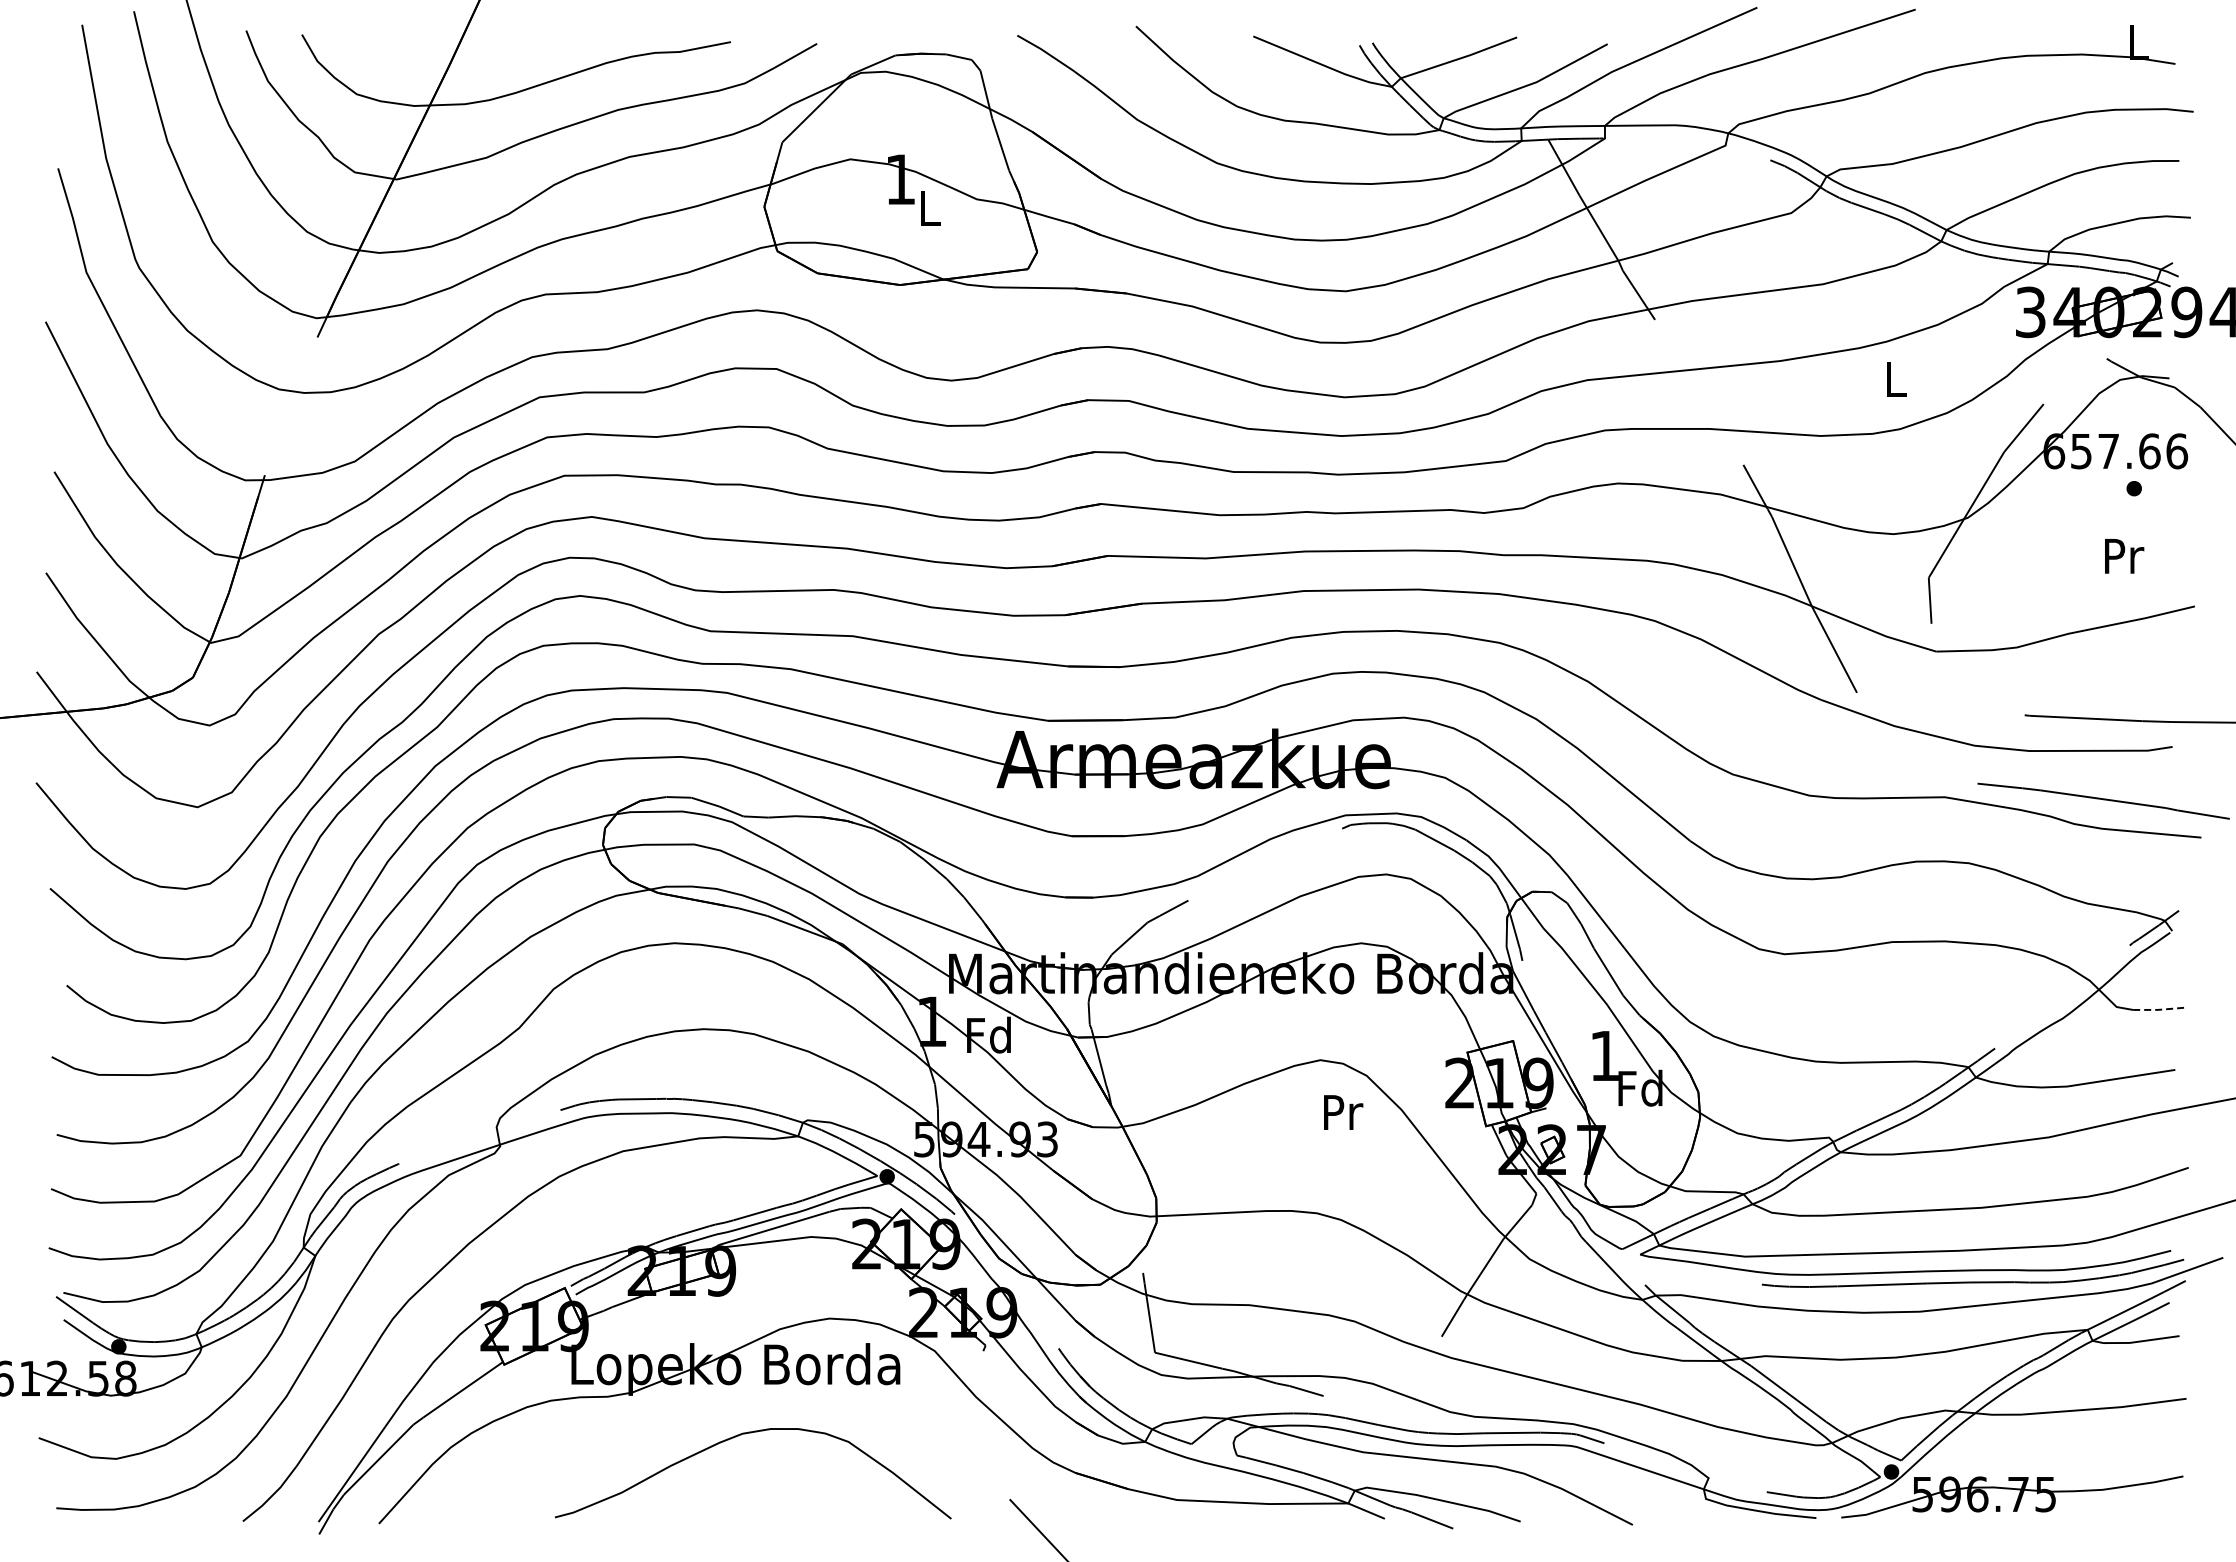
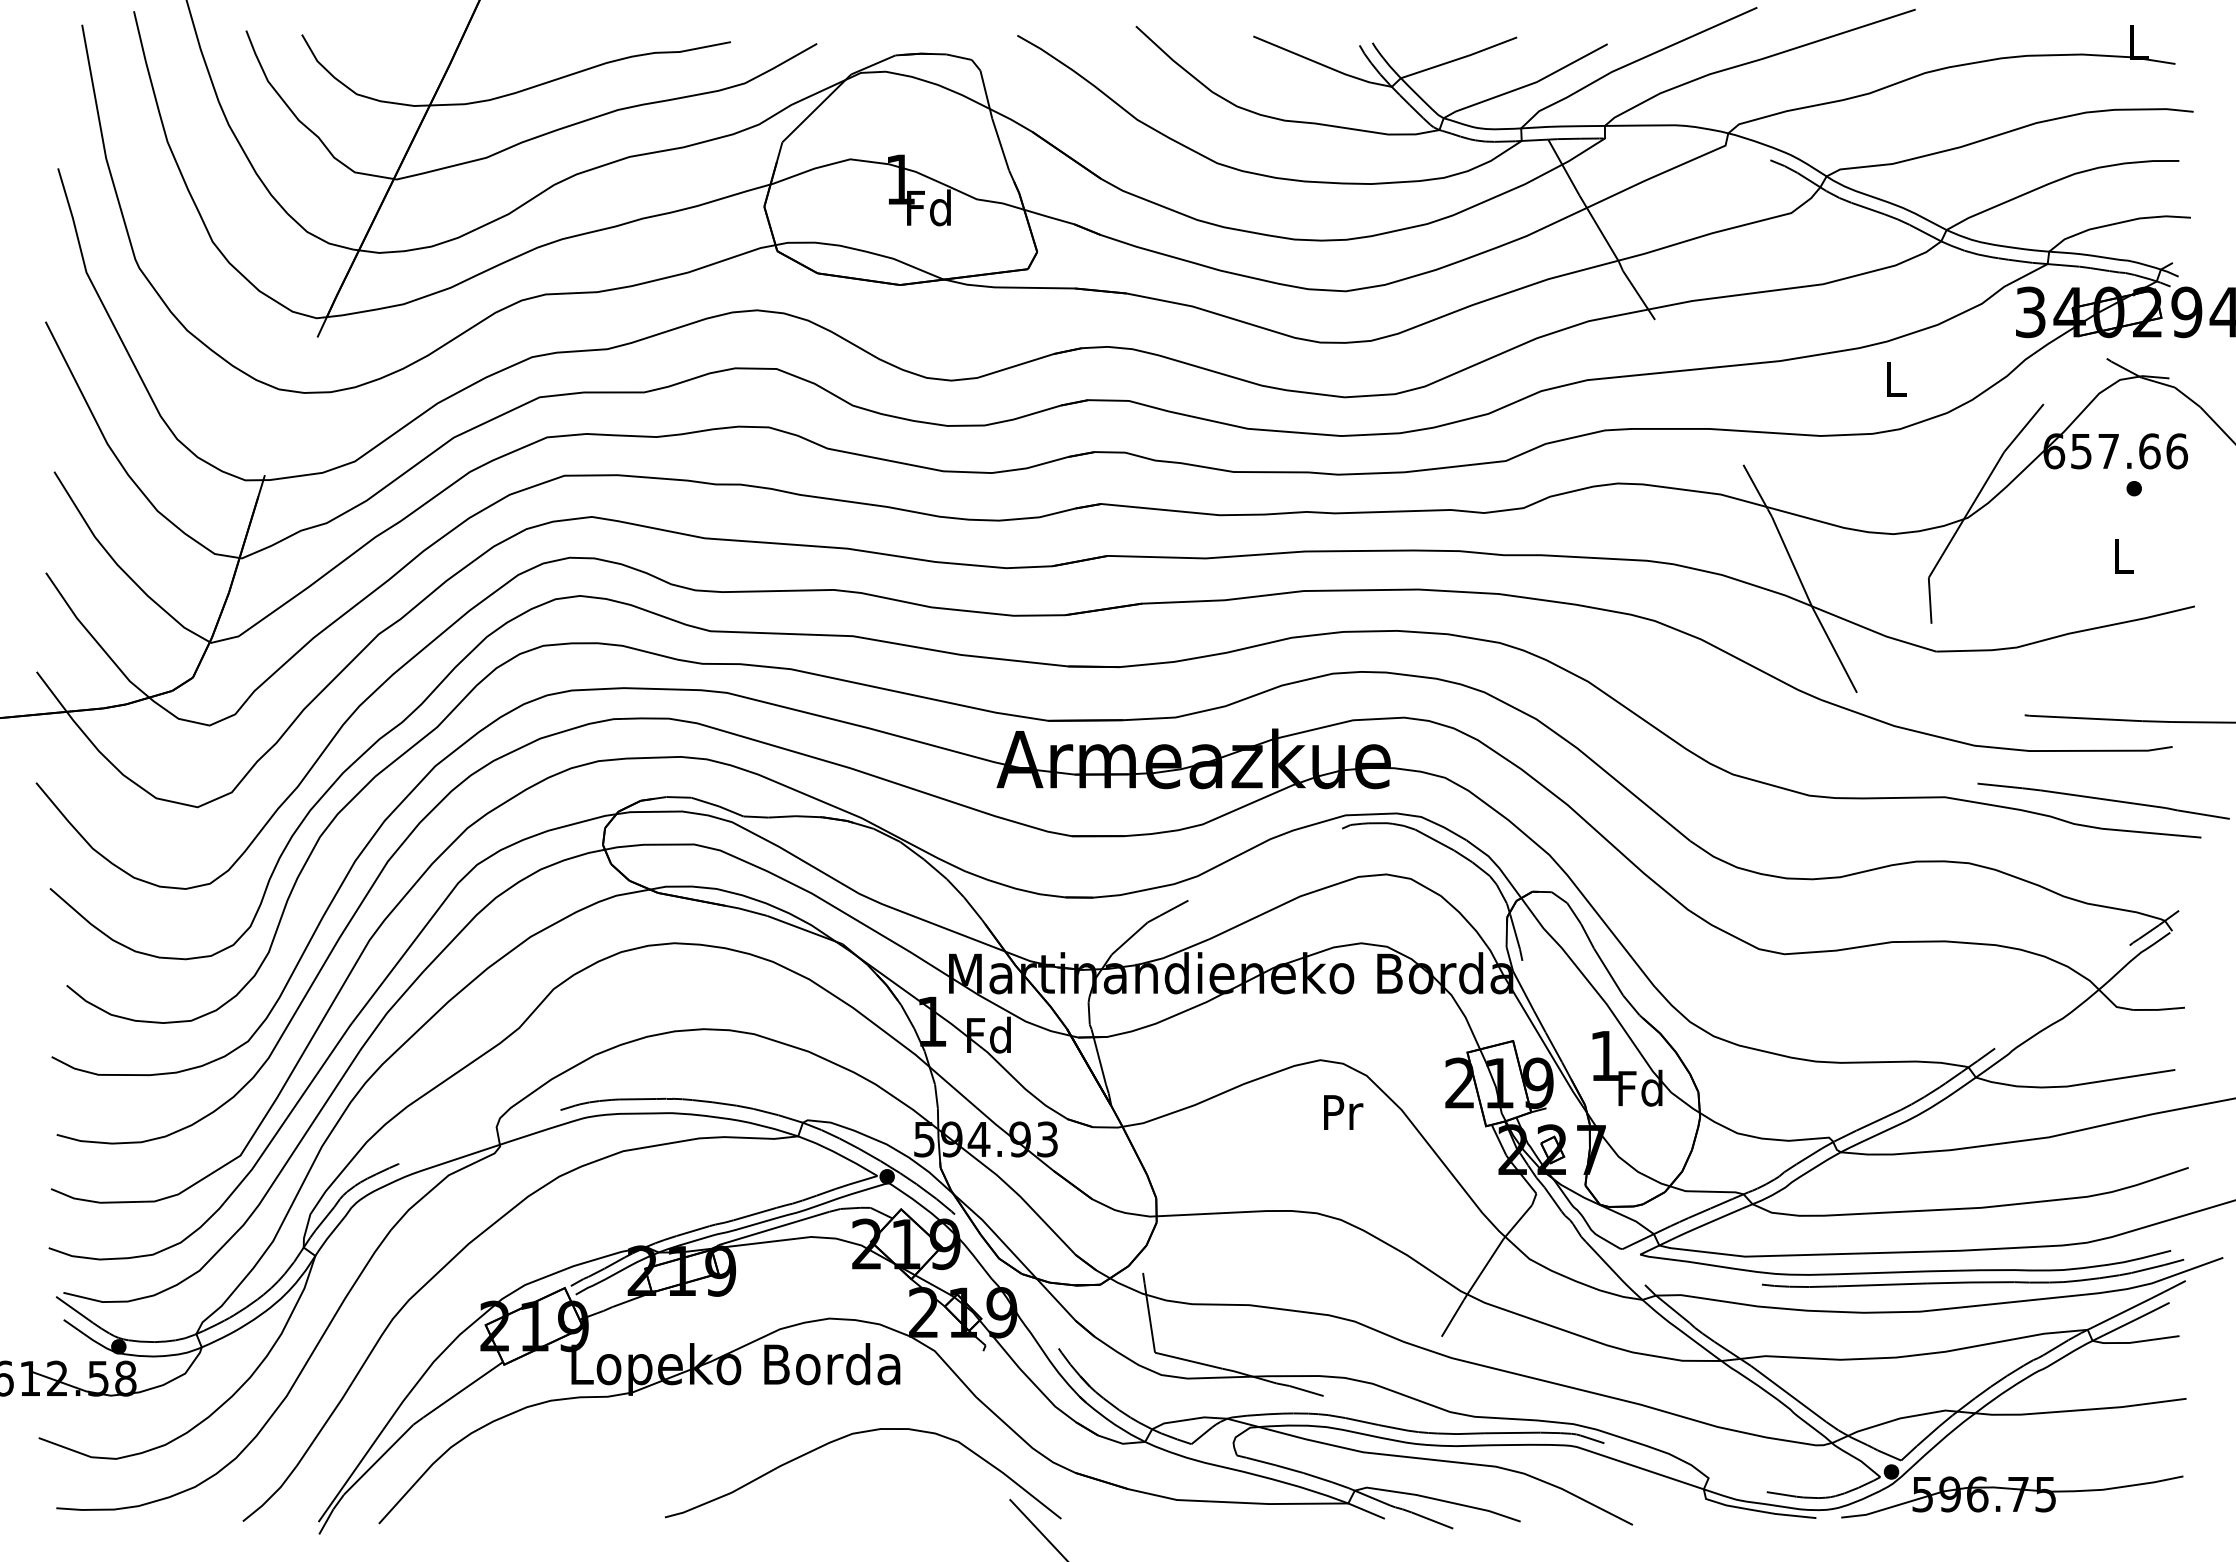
text: L -> Fd (928, 207)
text: Pr -> L (2124, 556)
line: dashed -> solid (2158, 1009)
curve position: (736, 1437) -> (846, 1437) (846, 1437)
